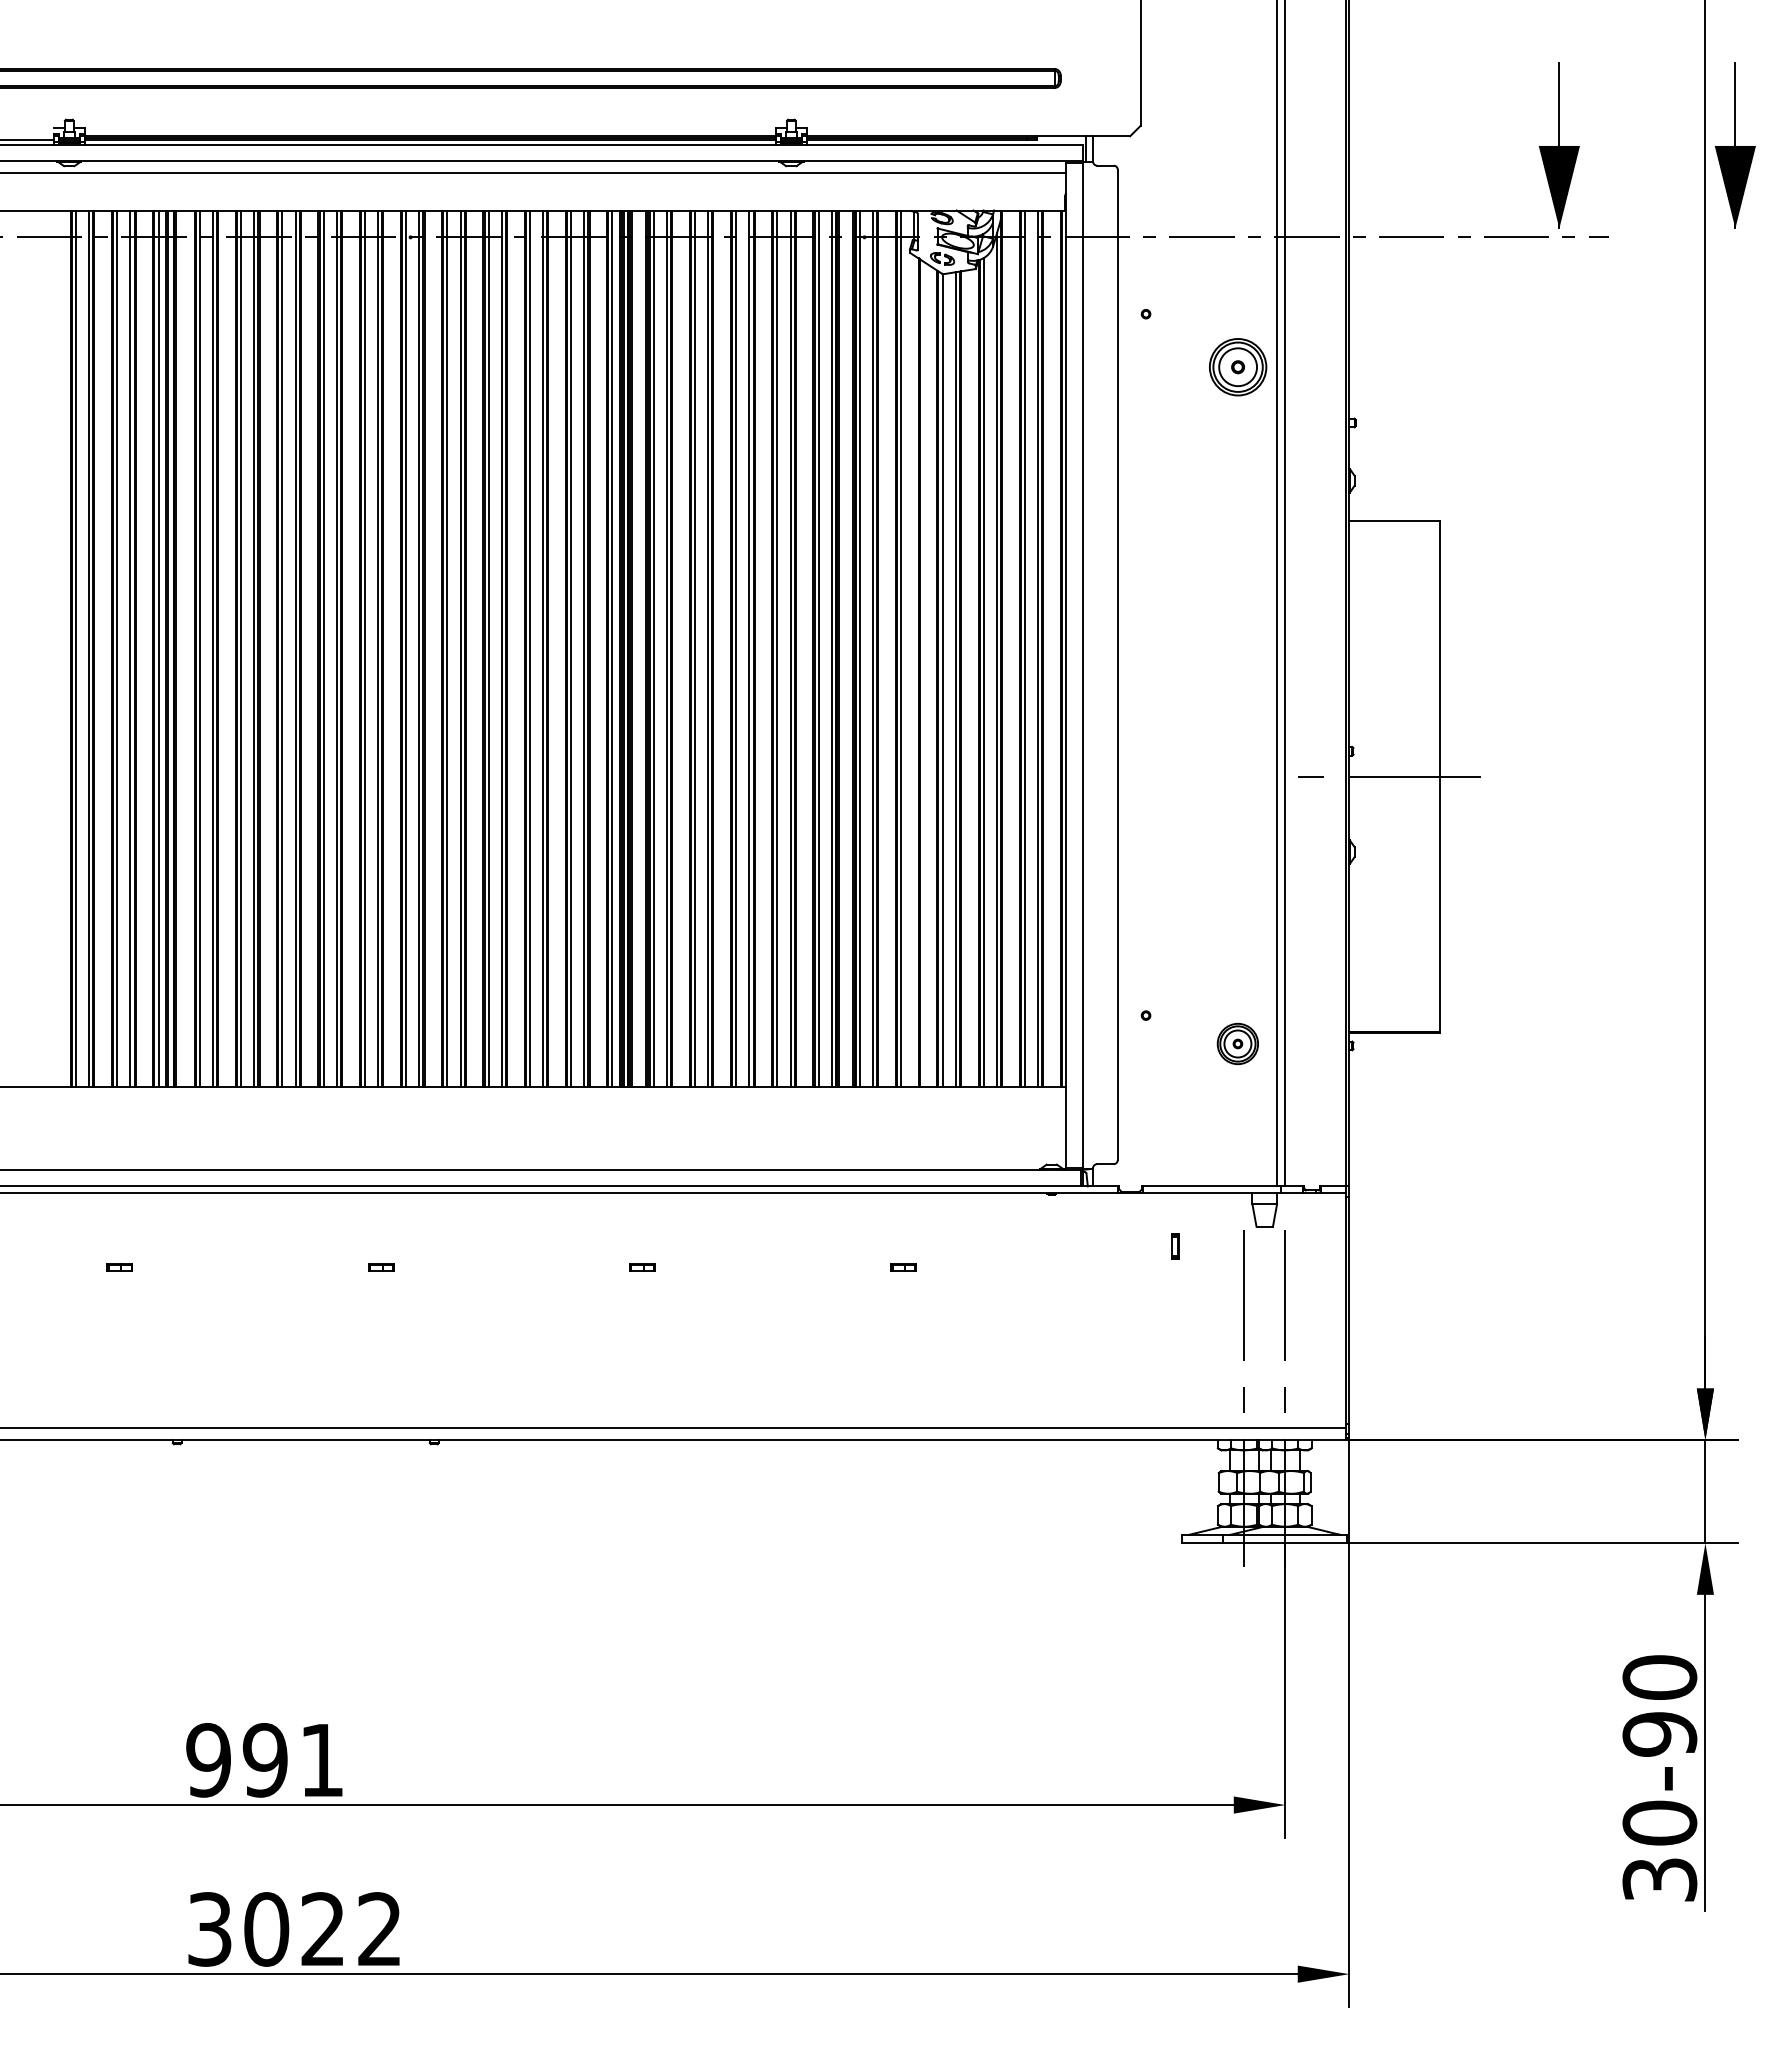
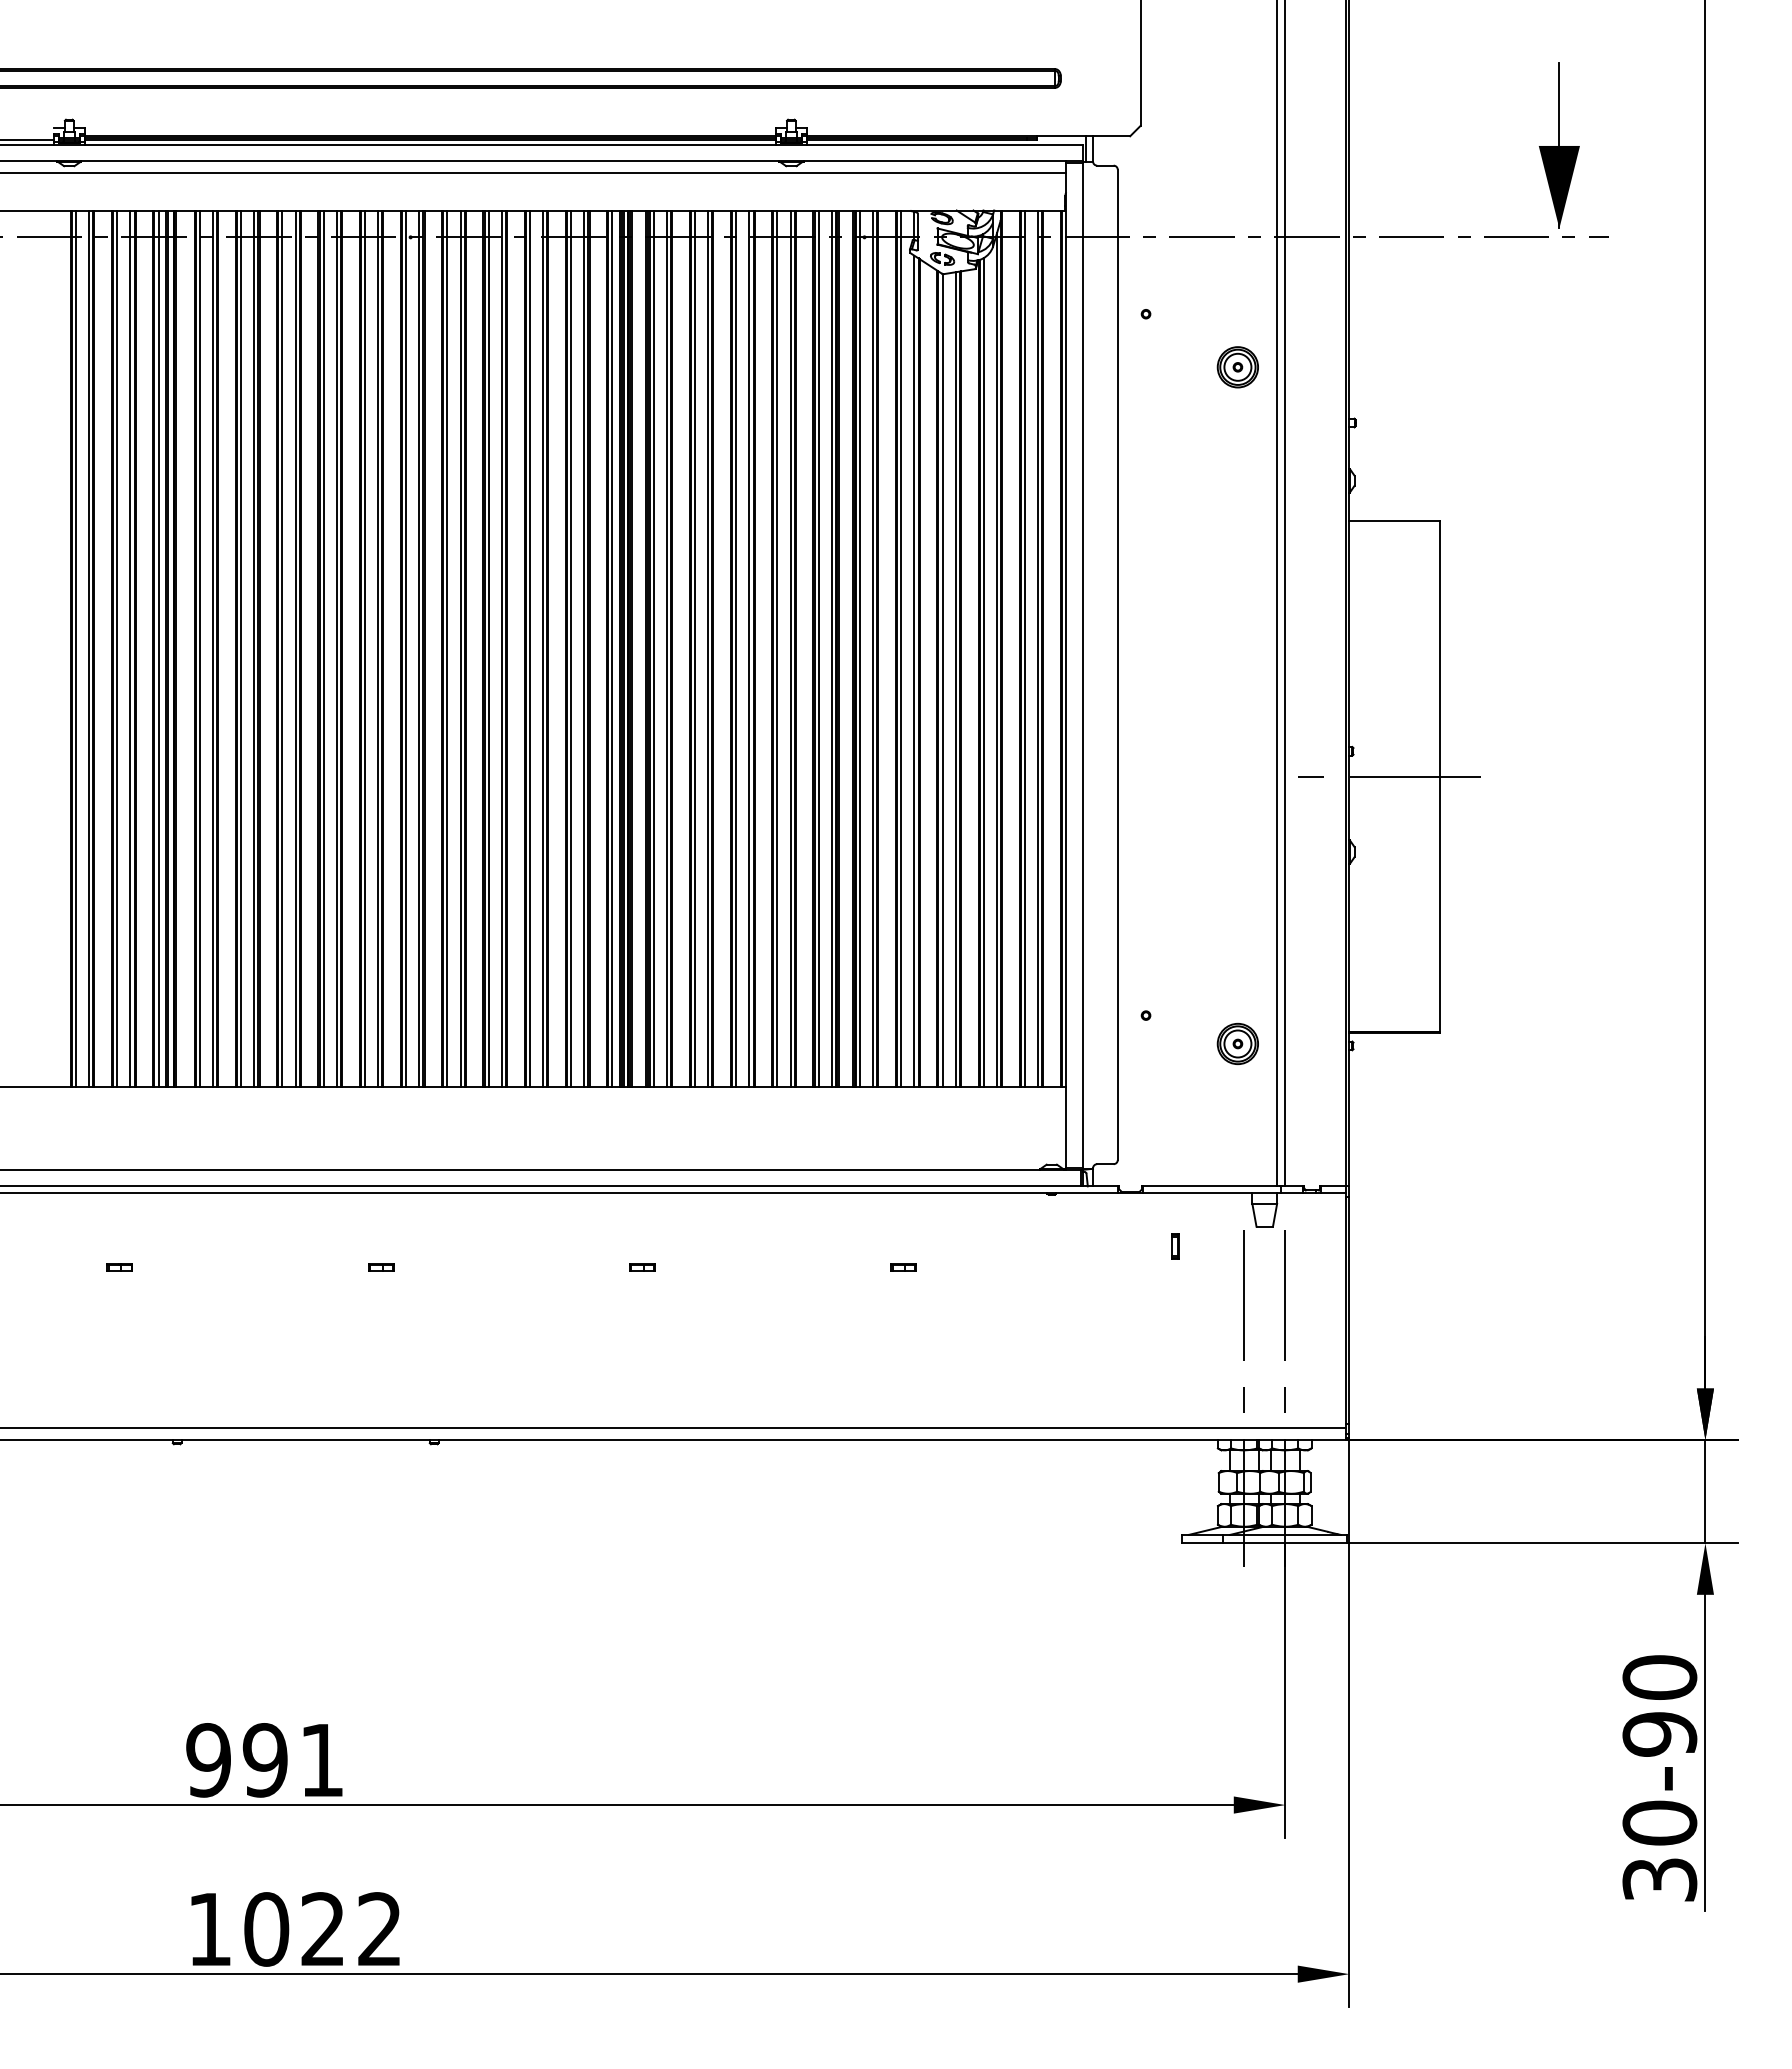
part: present -> none (1735, 145)
part size: 59x59 px -> 43x43 px (1237, 367)
line: none -> present (914, 671)
text: 3022 -> 1022 (209, 1929)
